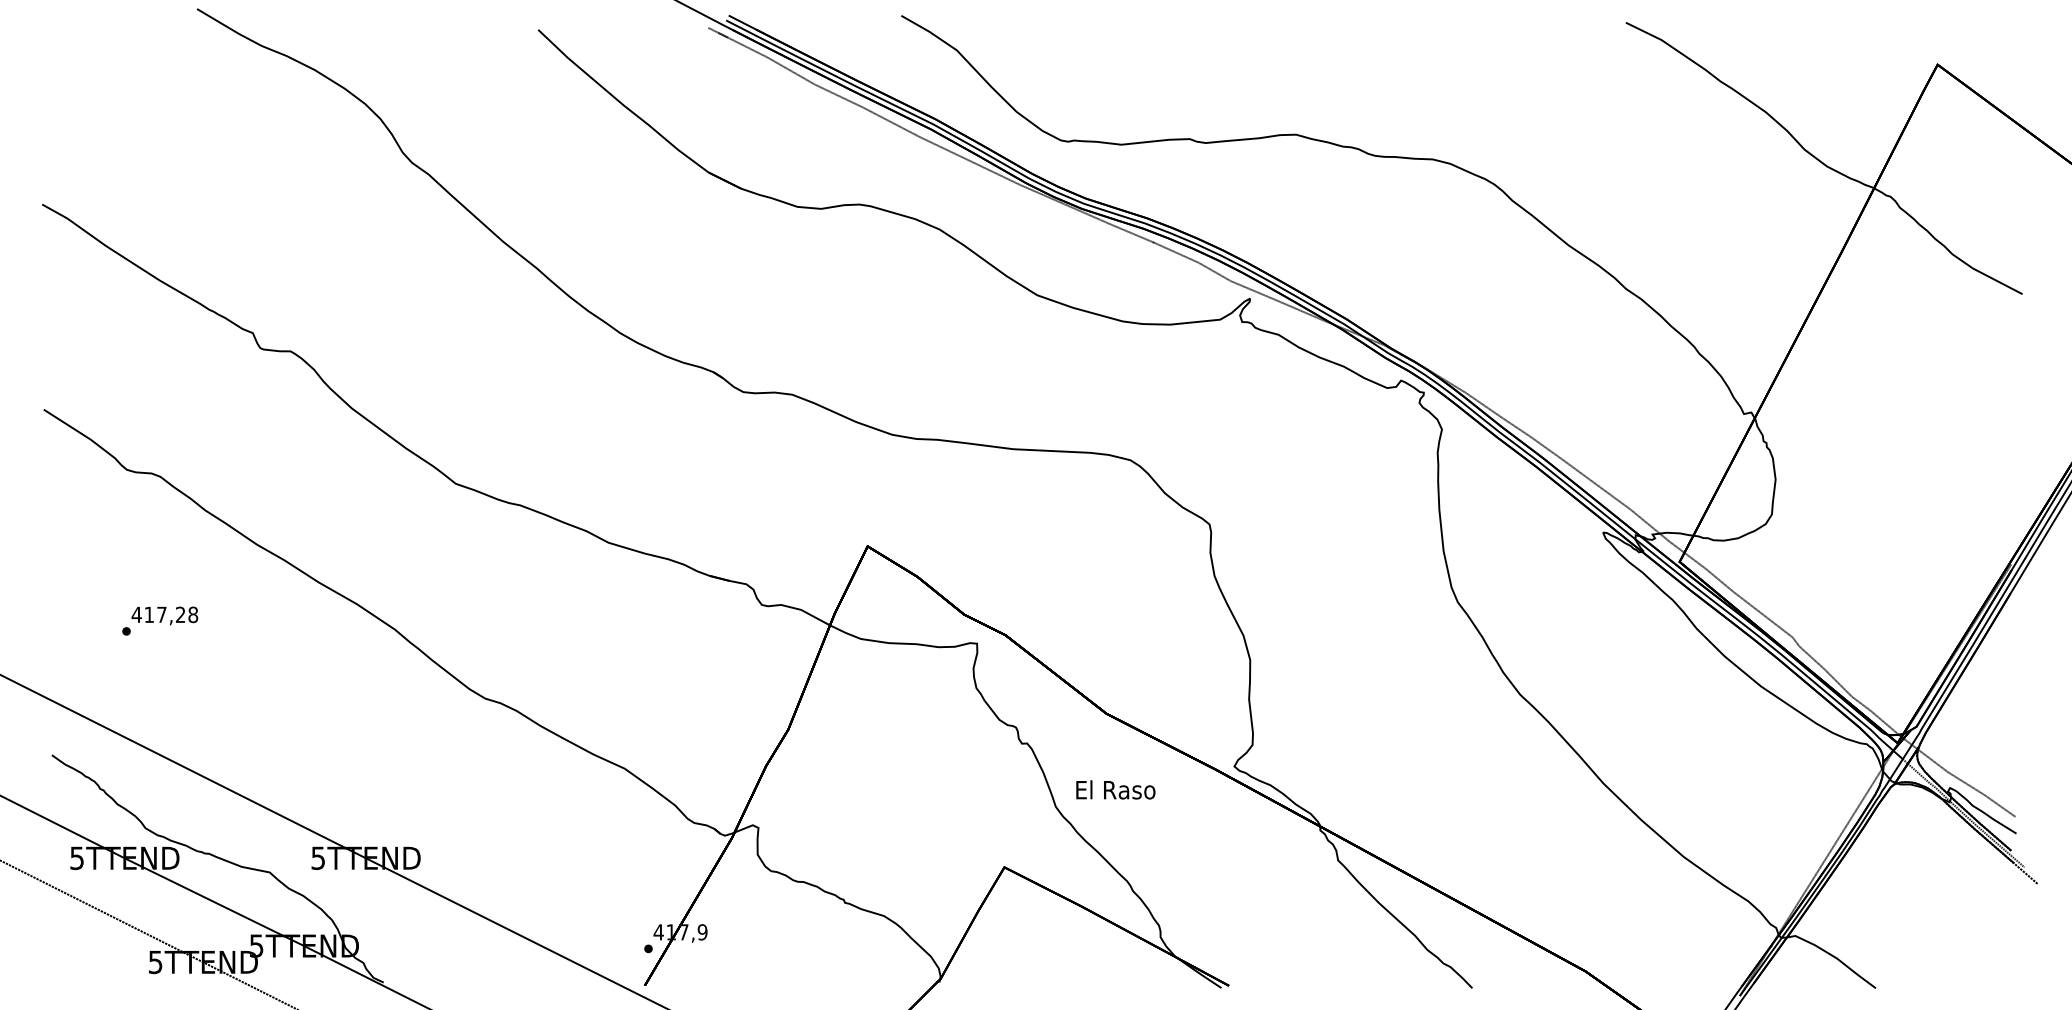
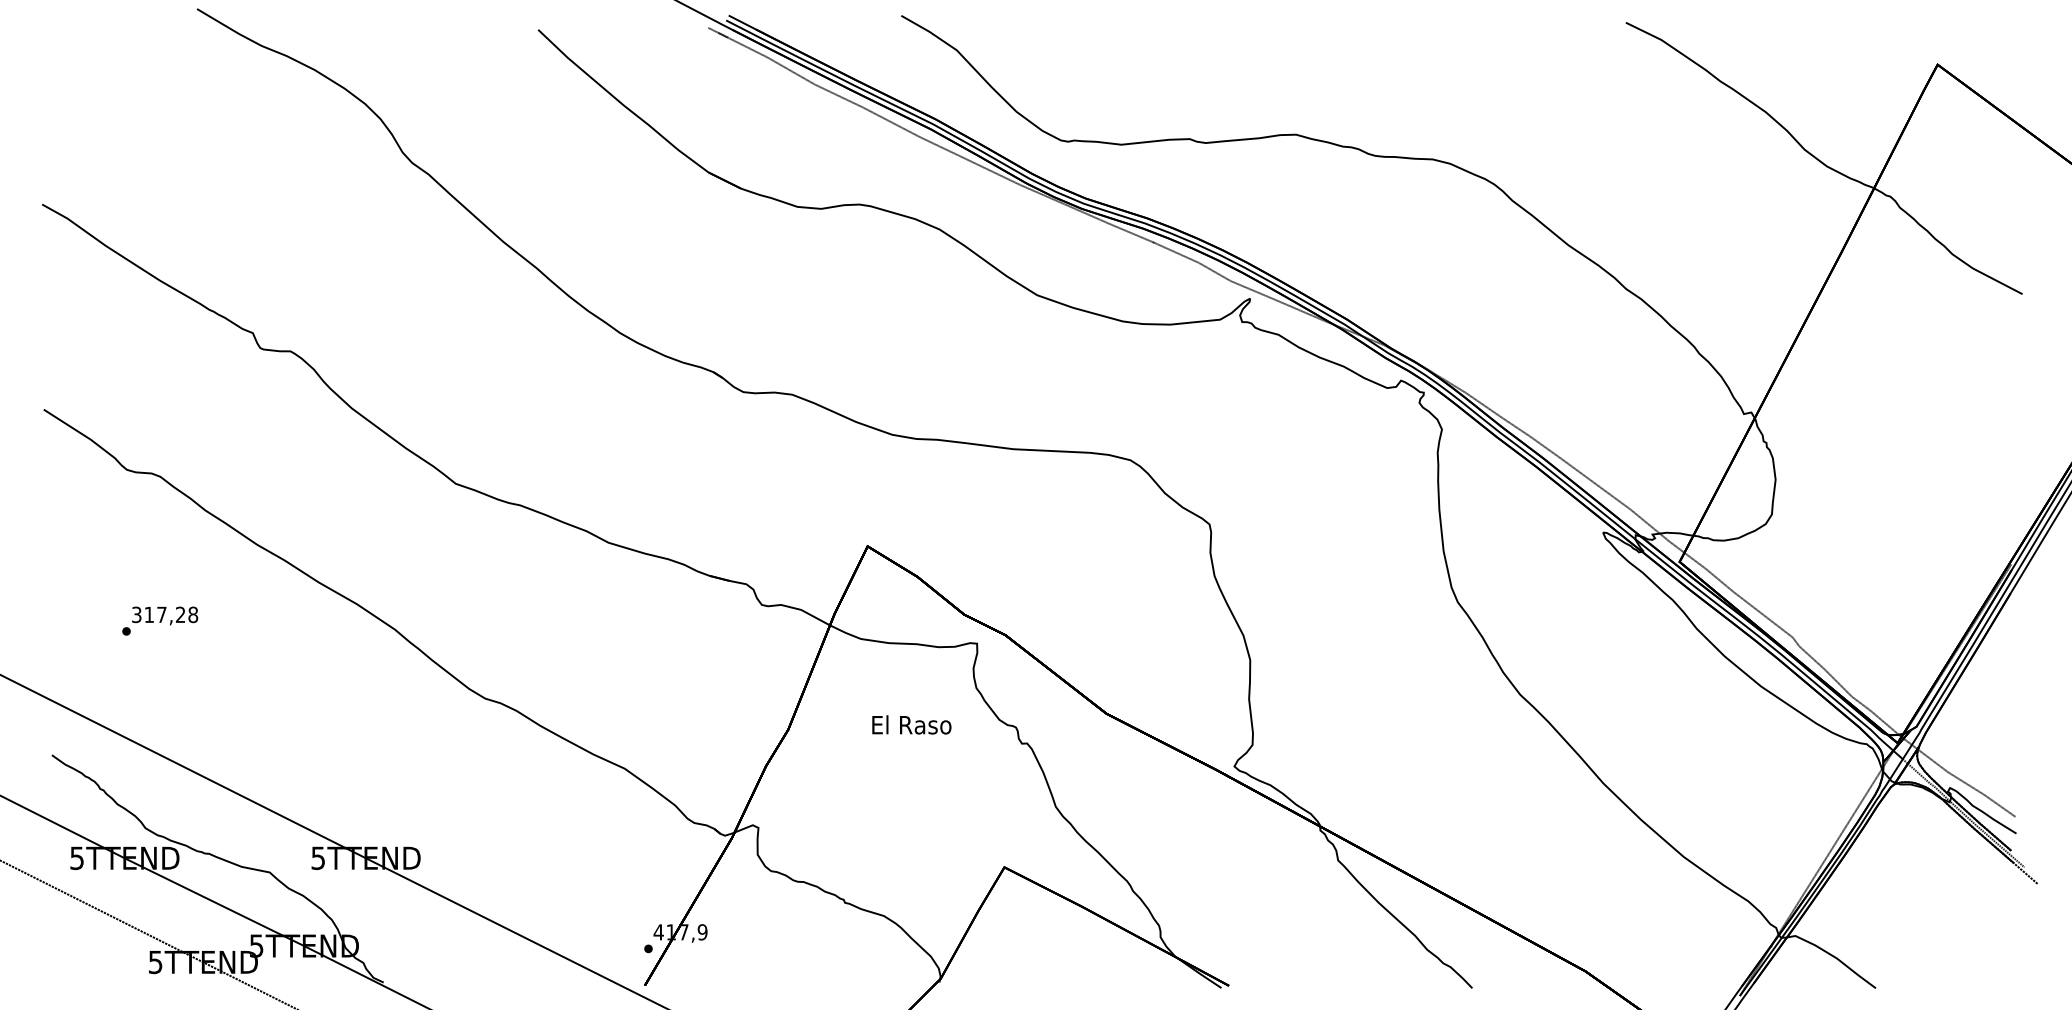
text: 417,28 -> 317,28 (136, 614)
text position: (1115, 789) -> (911, 724) (911, 724)
